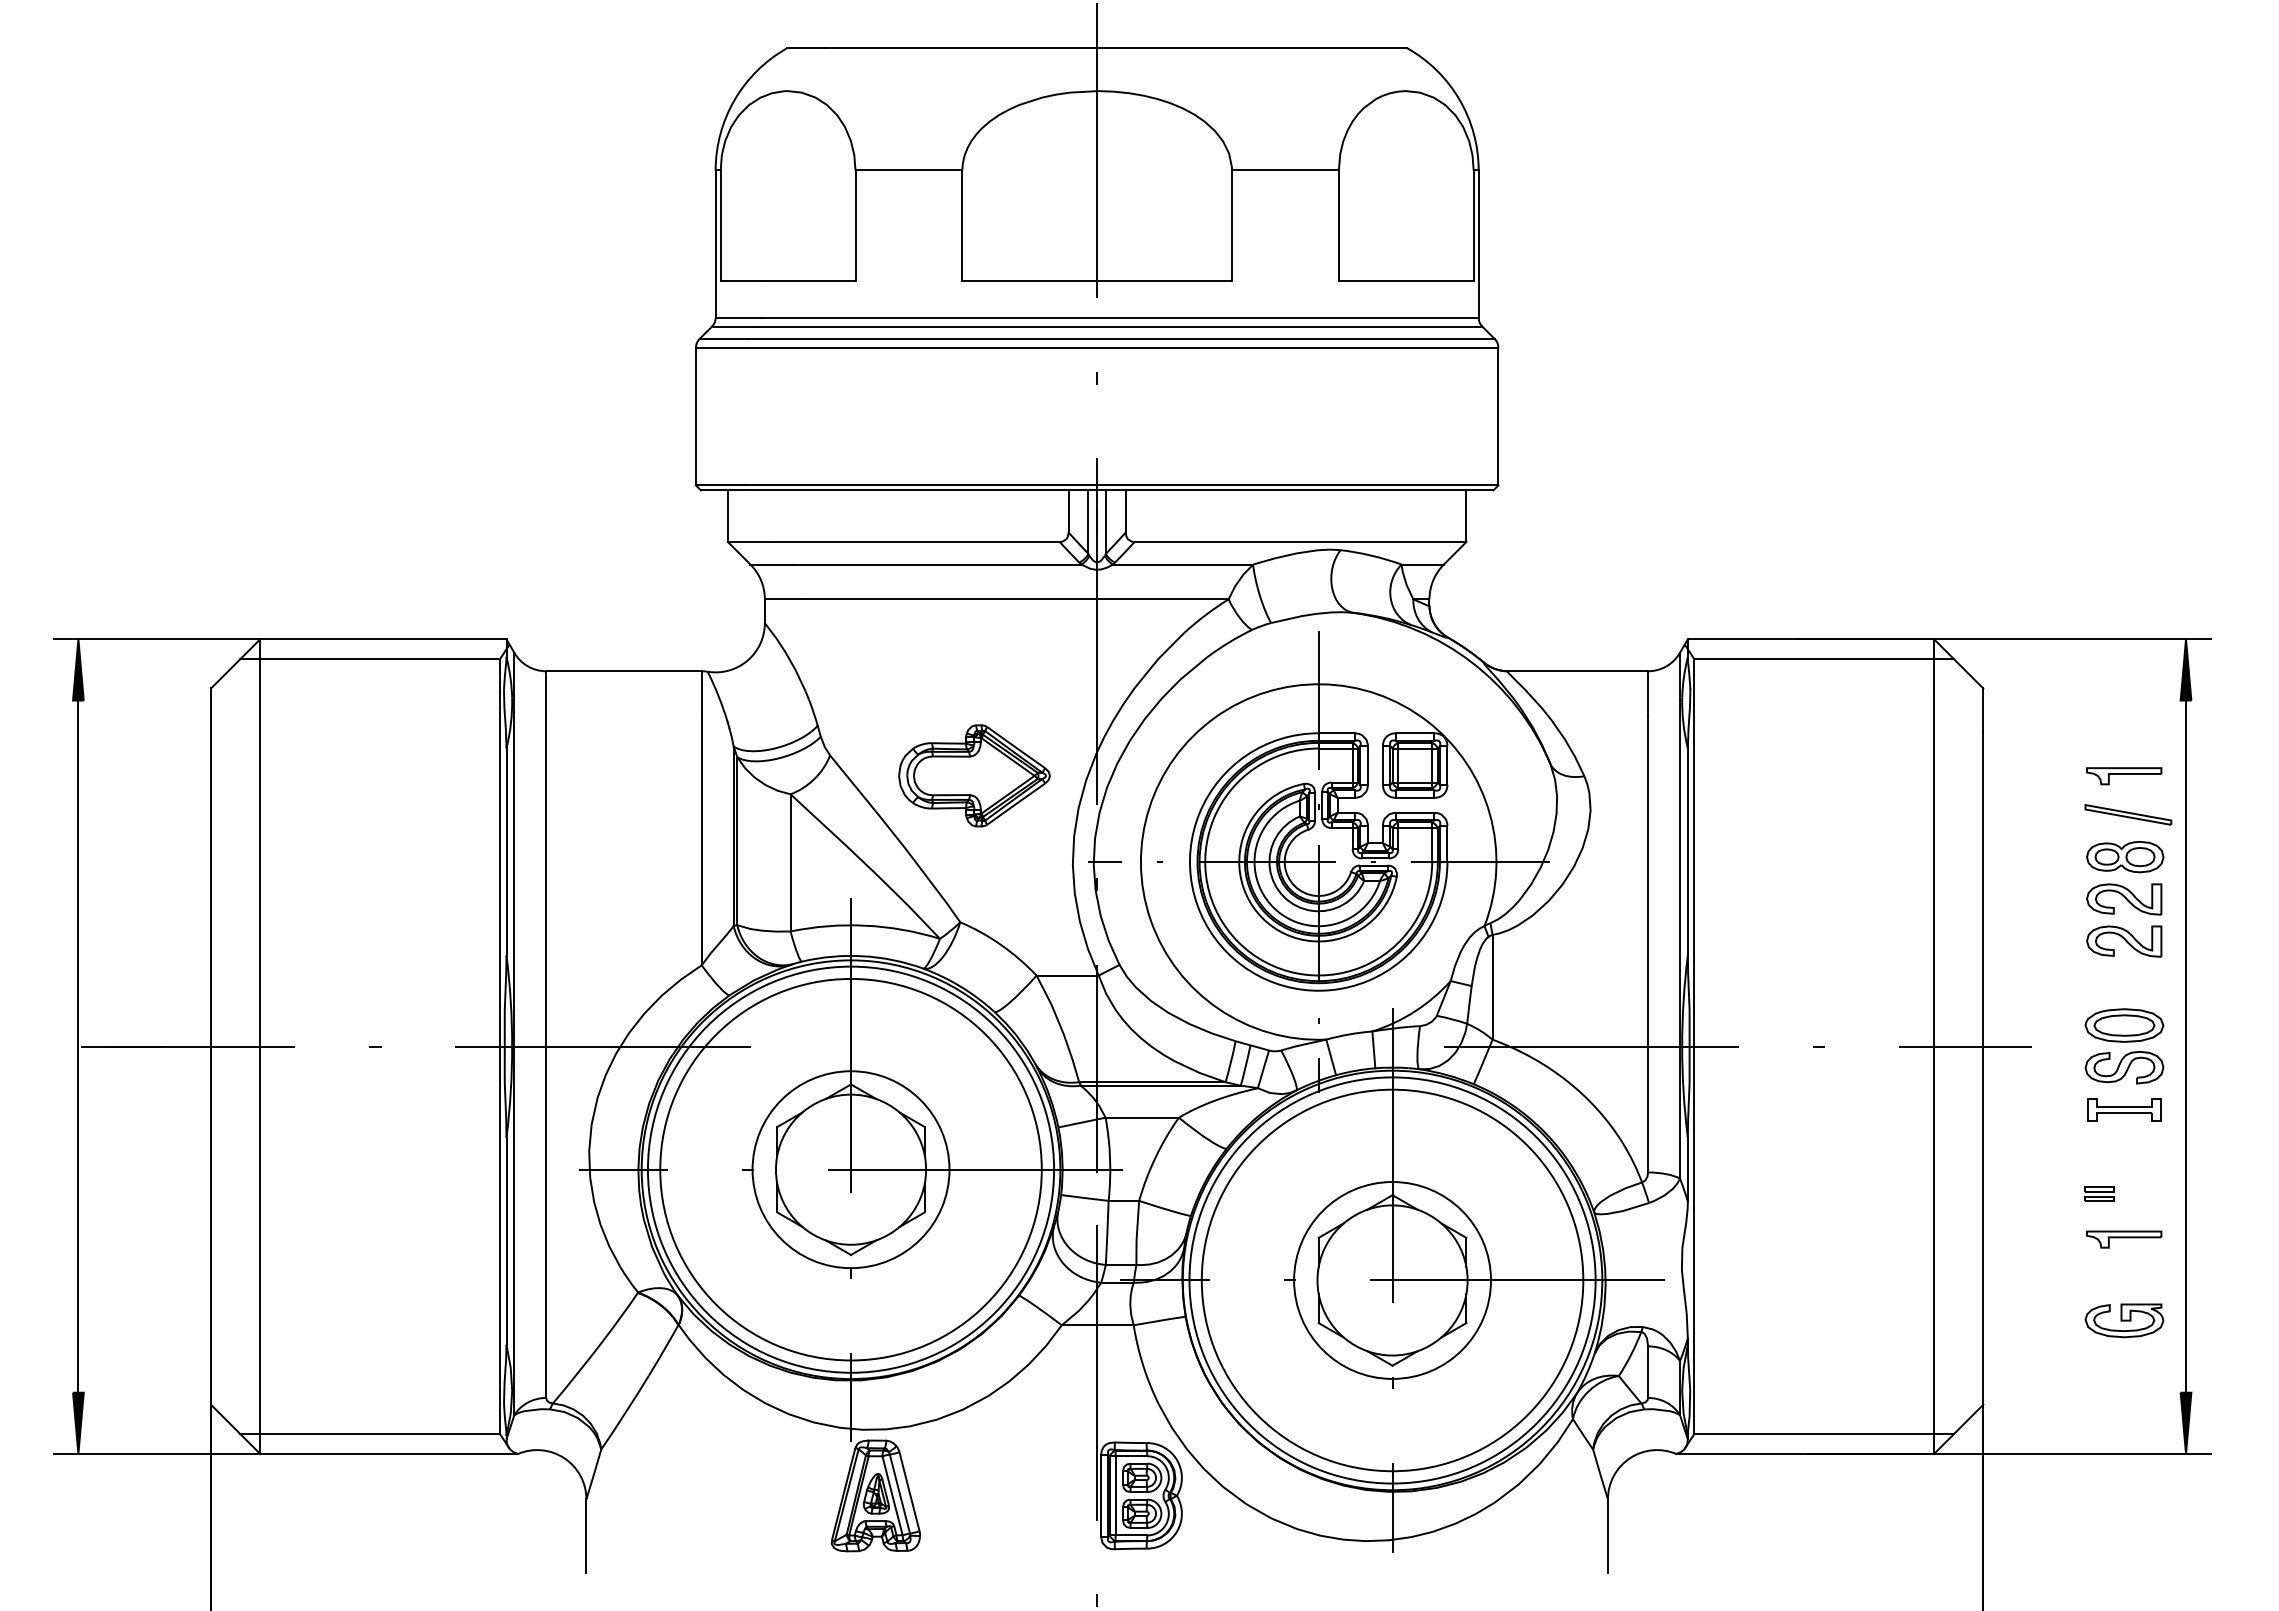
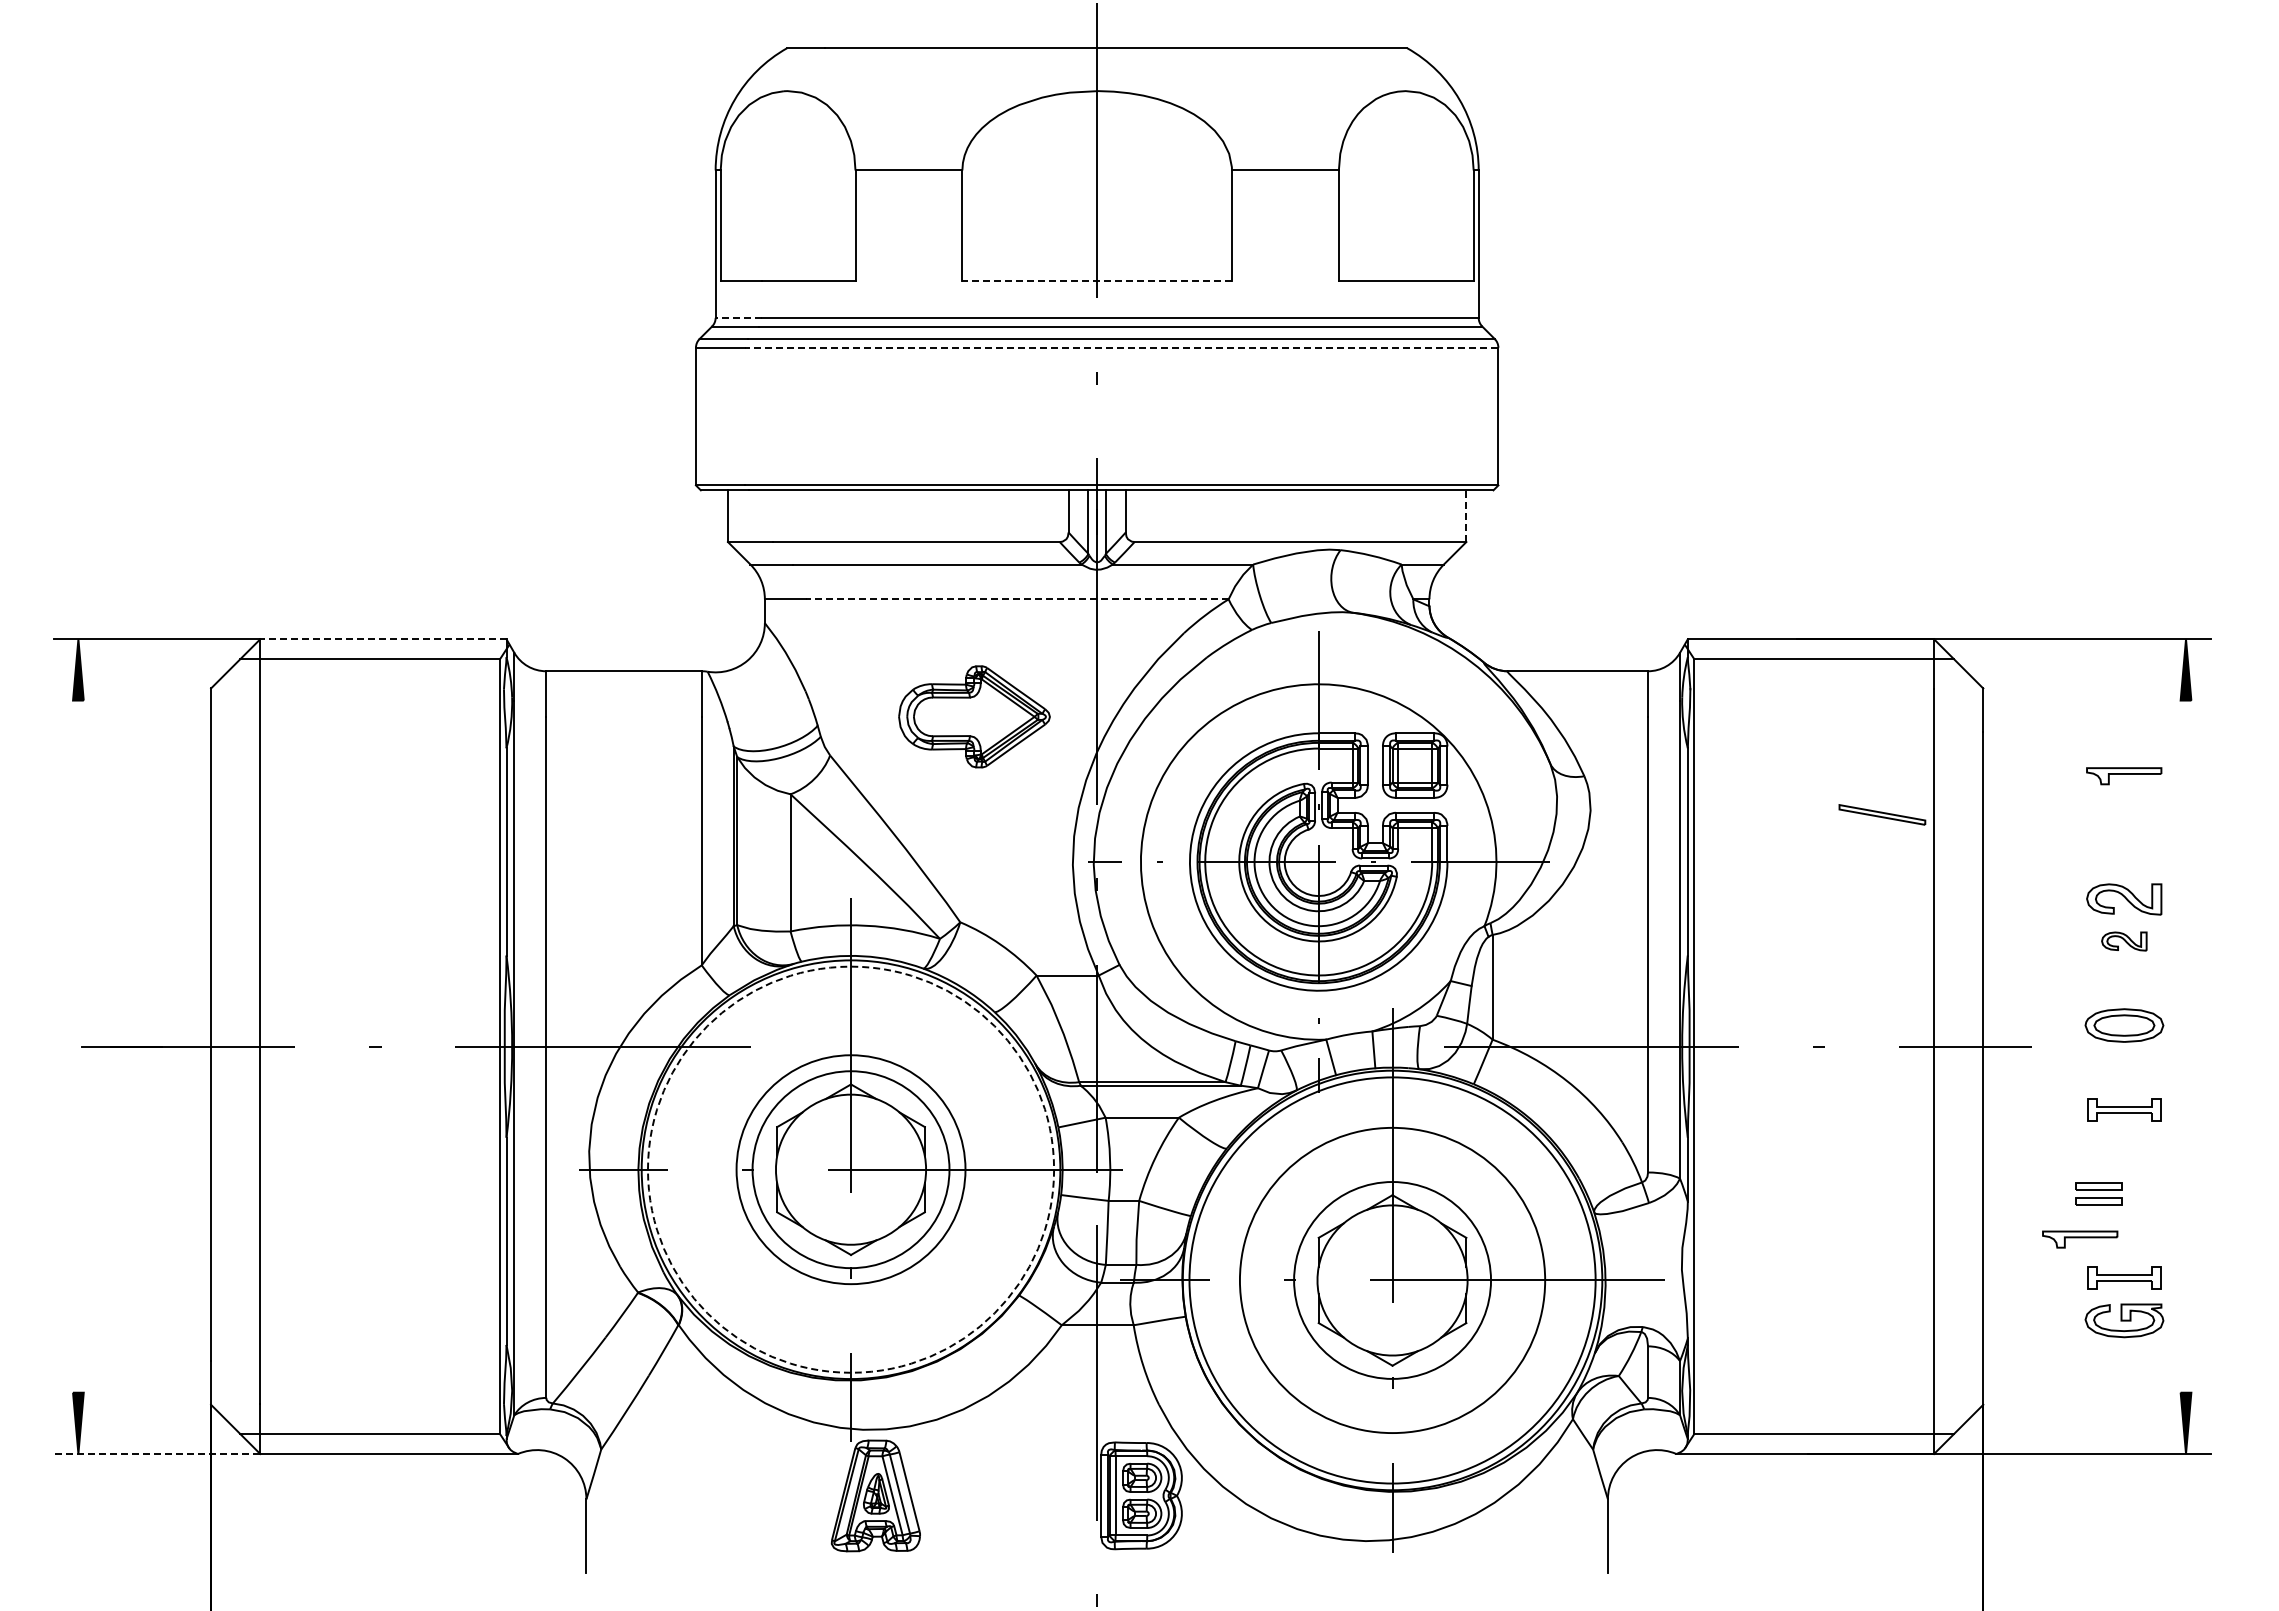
line: solid -> dashed (1097, 281)
line: solid -> dashed (738, 317)
line: solid -> dashed (1121, 347)
line: solid -> dashed (1466, 516)
line: solid -> dashed (1017, 599)
line: solid -> dashed (382, 639)
part position: (974, 775) -> (974, 716) (974, 716)
part position: (2128, 814) -> (1882, 814) (1882, 814)
part: present -> none (2125, 857)
part size: 77x33 px -> 47x21 px (2124, 941)
line: present -> none (78, 1046)
line: present -> none (2186, 1046)
part: present -> none (2124, 1067)
circle diameter: 382 px -> 229 px (850, 1169)
circle: solid -> dashed (850, 1169)
part size: 31x16 px -> 48x24 px (2098, 1193)
part position: (2124, 1239) -> (2080, 1239) (2080, 1239)
part: none -> present (2124, 1277)
circle diameter: 382 px -> 305 px (1392, 1280)
line: solid -> dashed (156, 1454)
